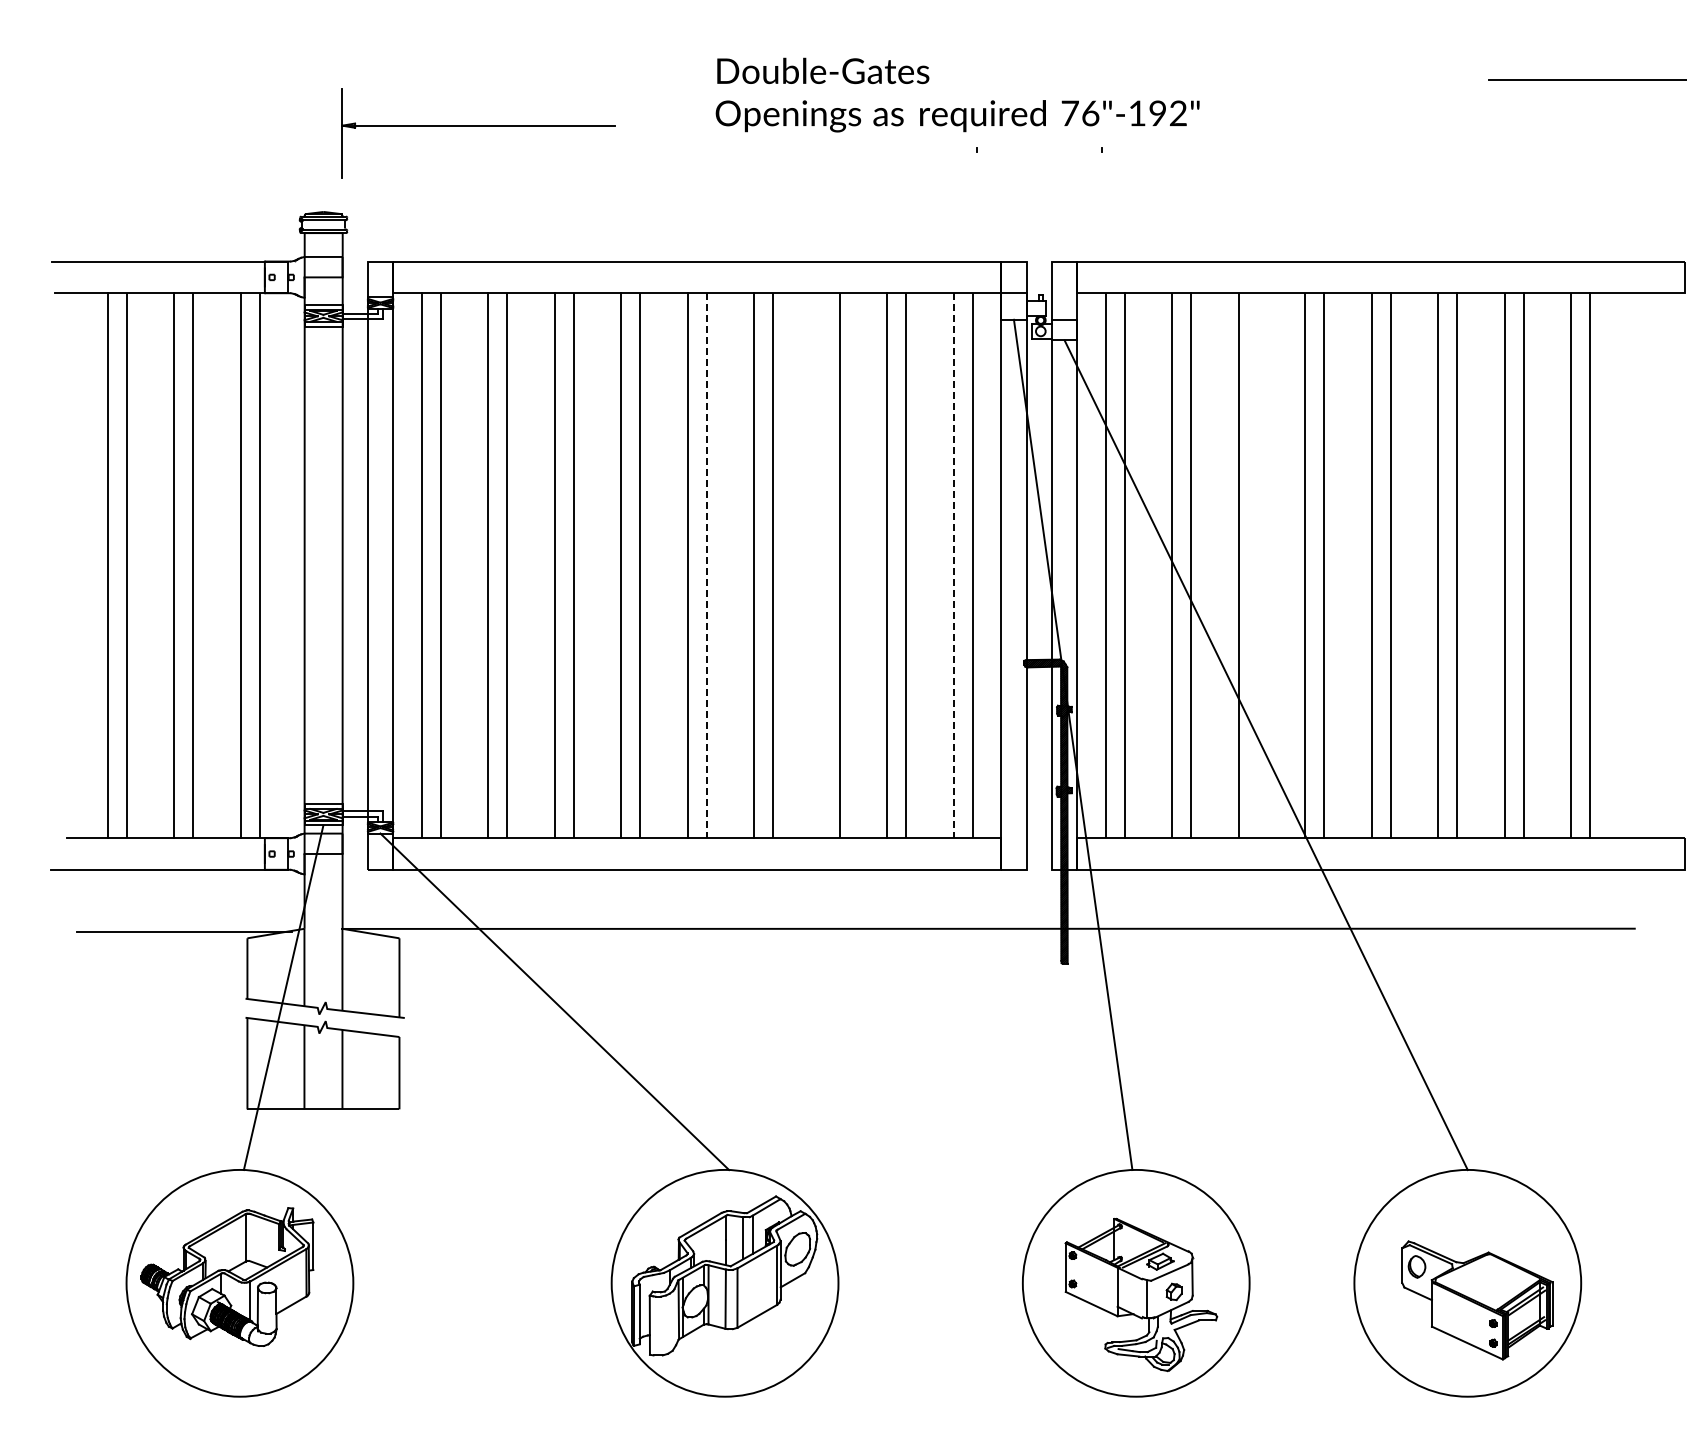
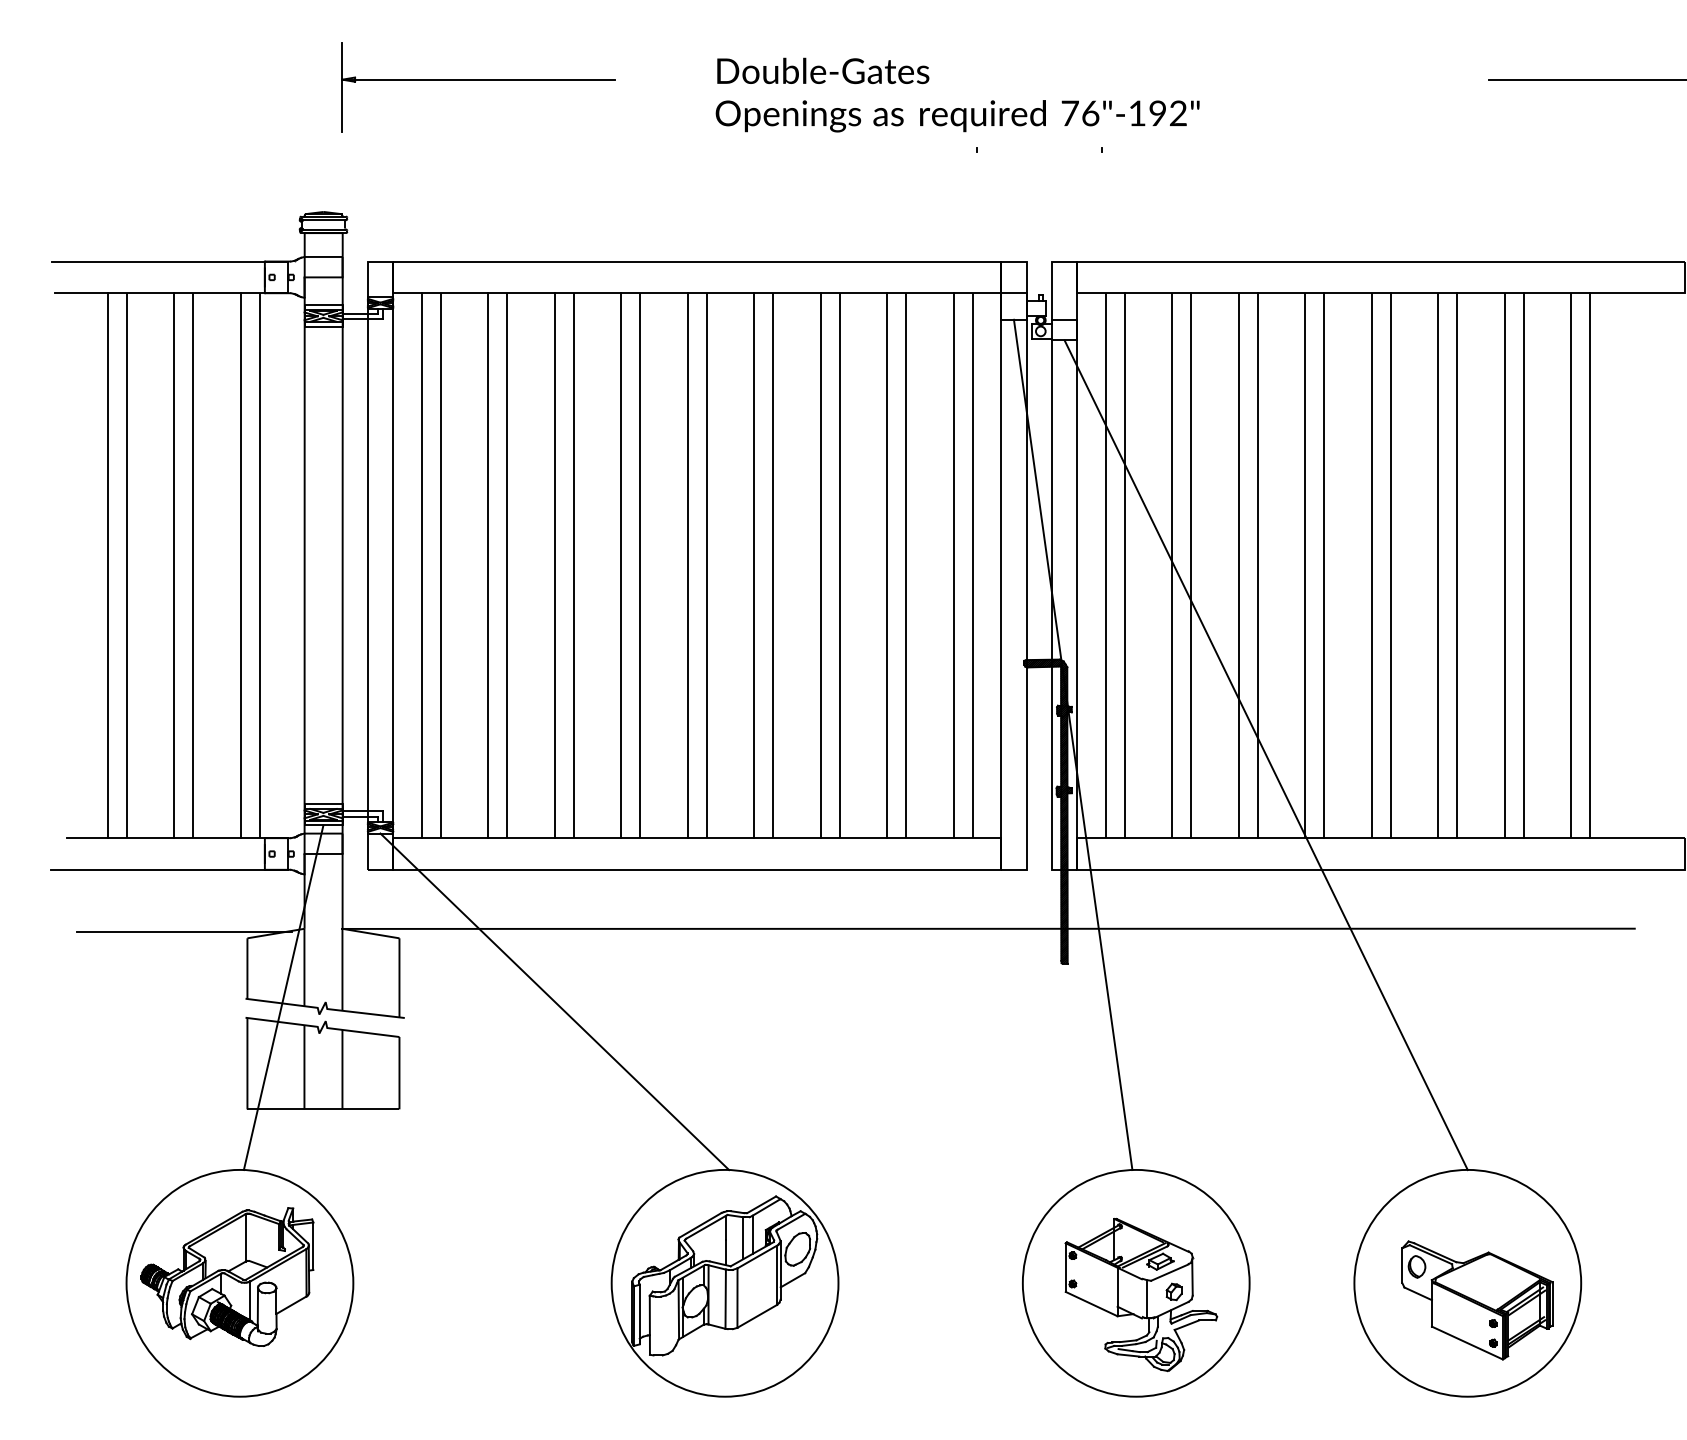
part position: (478, 126) -> (478, 80) (478, 80)
line: none -> present (820, 565)
line: none -> present (1257, 565)
line: dashed -> solid (706, 566)
line: dashed -> solid (953, 566)
